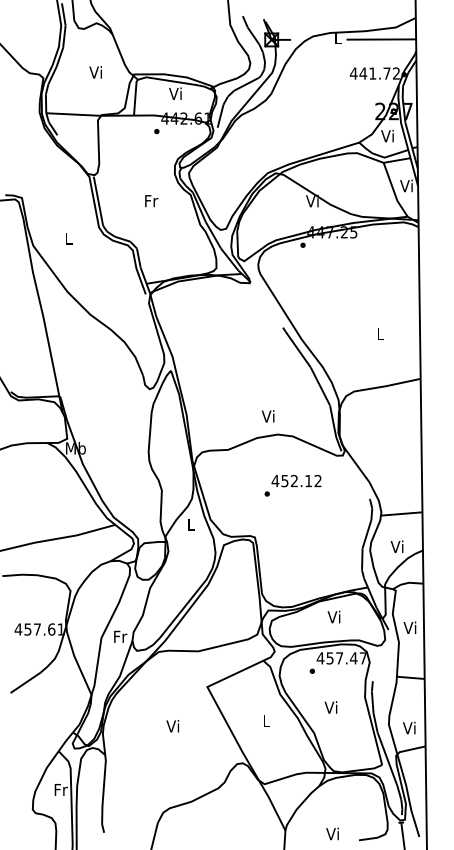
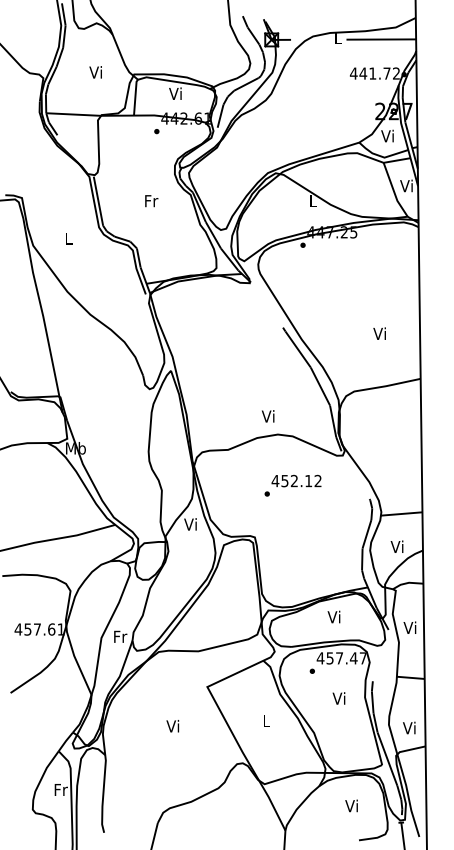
text: Vi -> L (312, 200)
text: L -> Vi (379, 333)
text: L -> Vi (190, 524)
text position: (330, 707) -> (338, 698) (338, 698)
text position: (332, 833) -> (351, 805) (351, 805)
